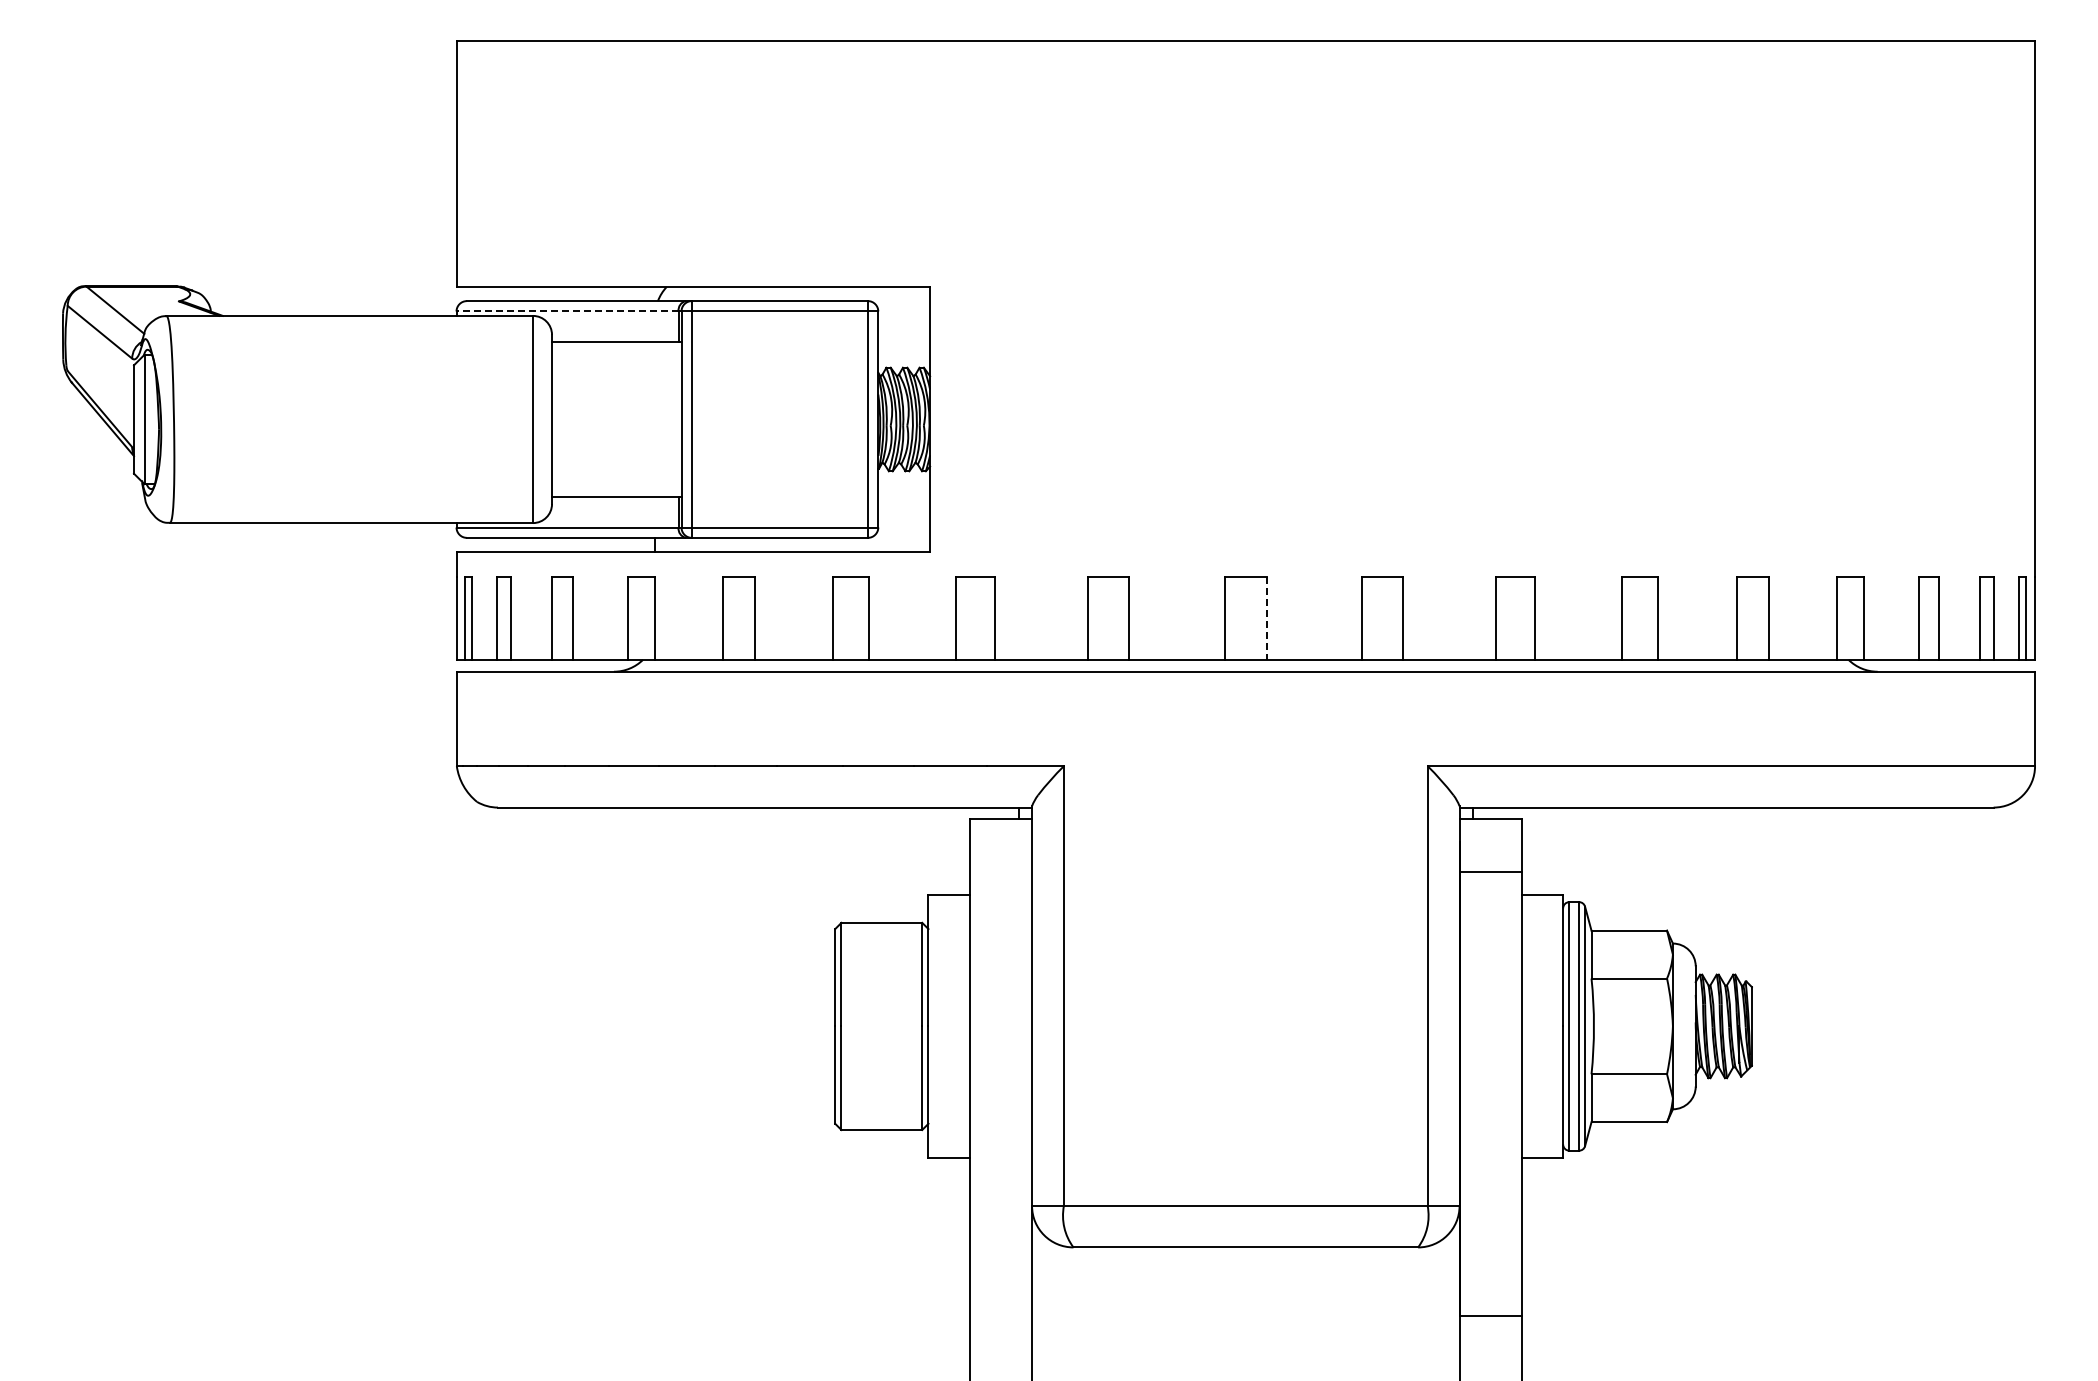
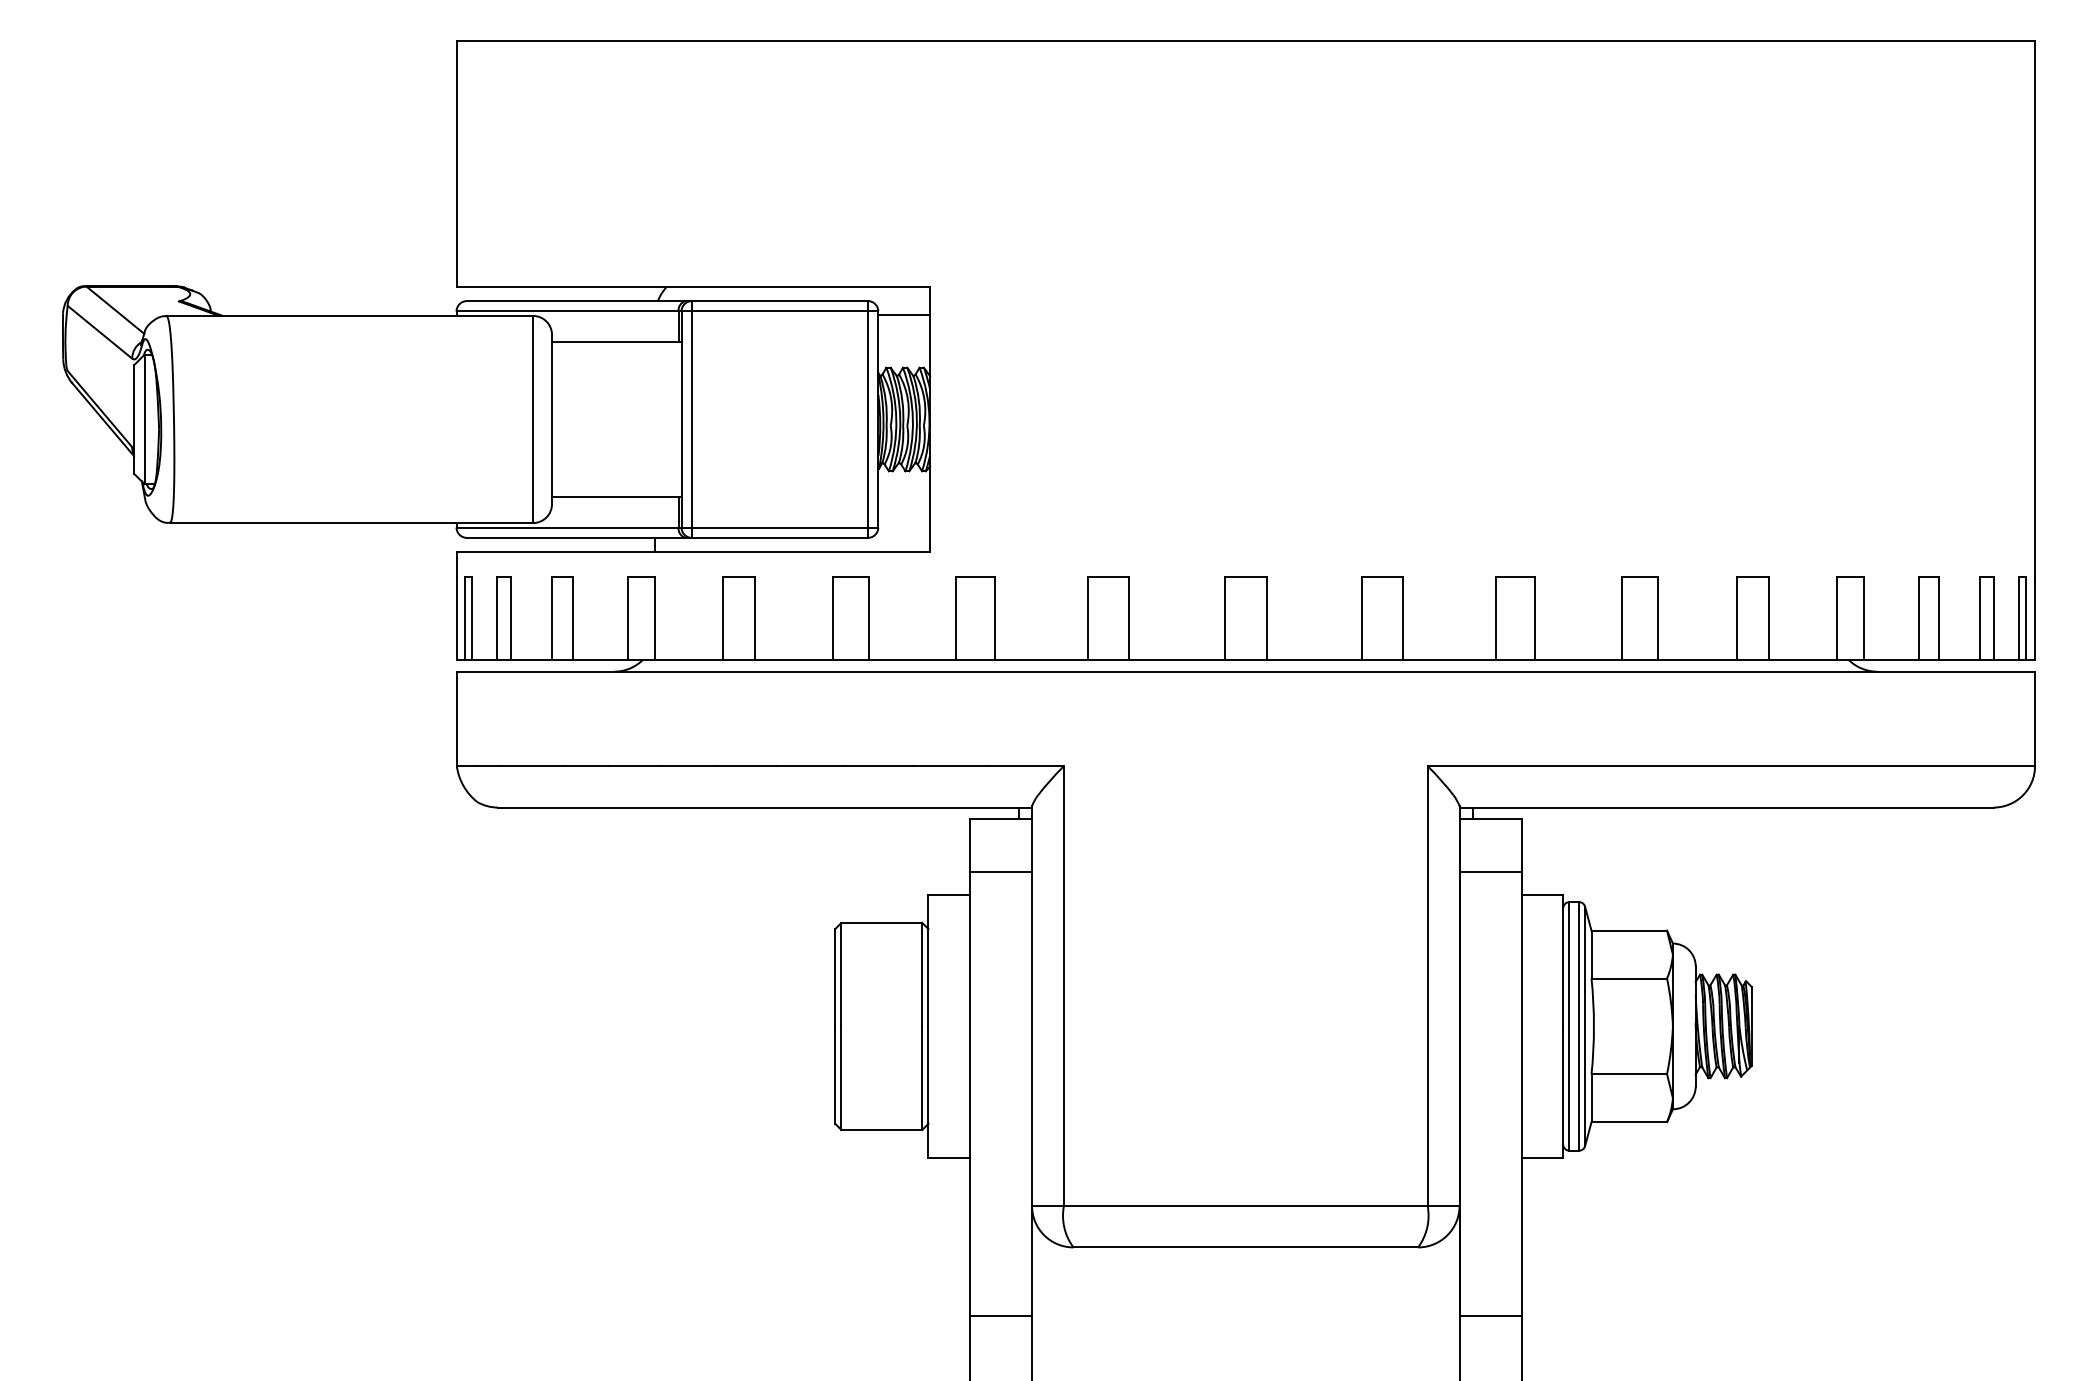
line: dashed -> solid (567, 311)
line: none -> present (904, 315)
line: dashed -> solid (1266, 618)
line: none -> present (1000, 871)
line: none -> present (1000, 1315)
